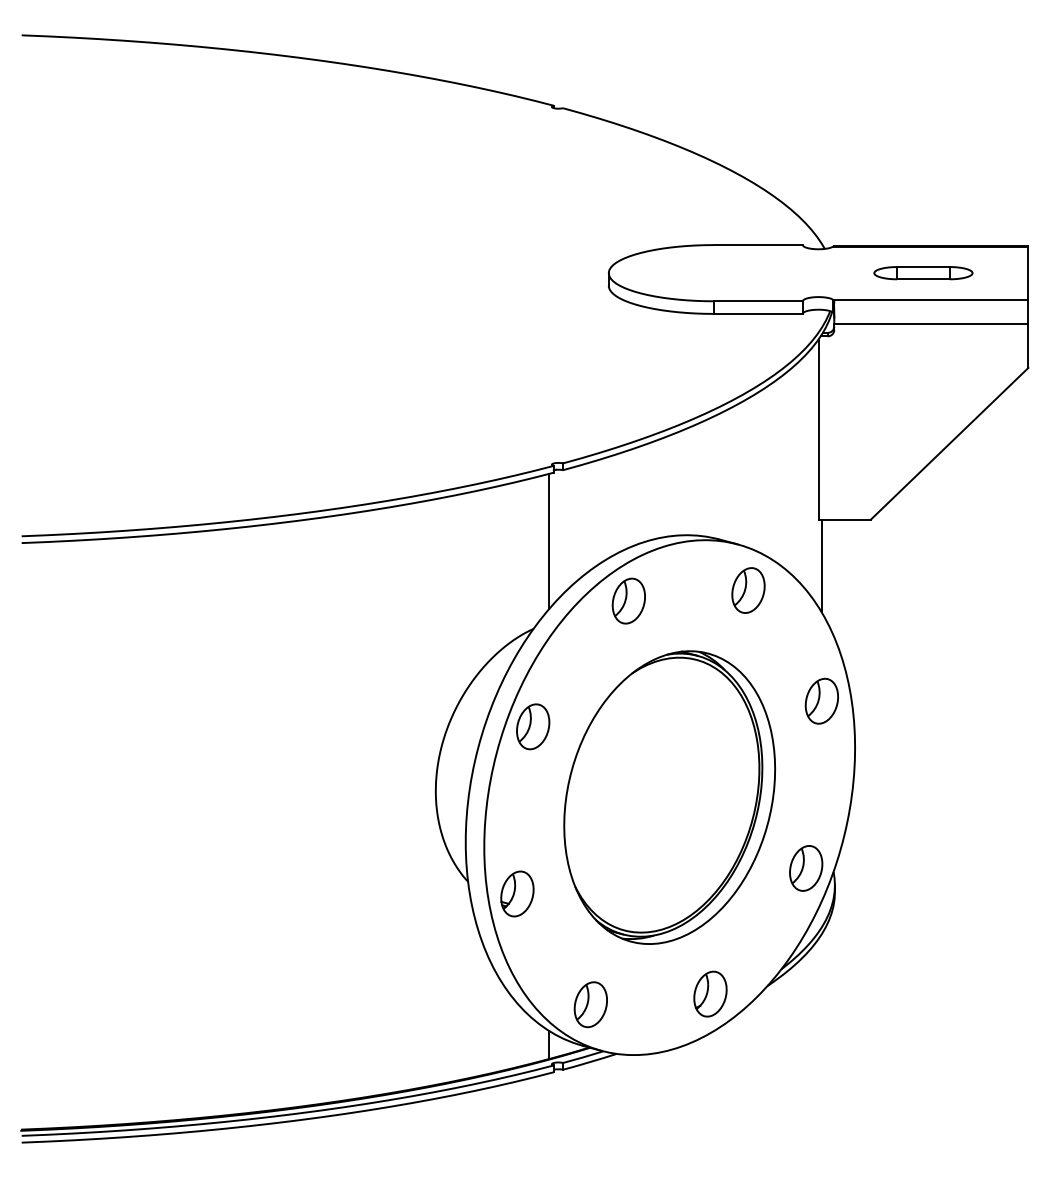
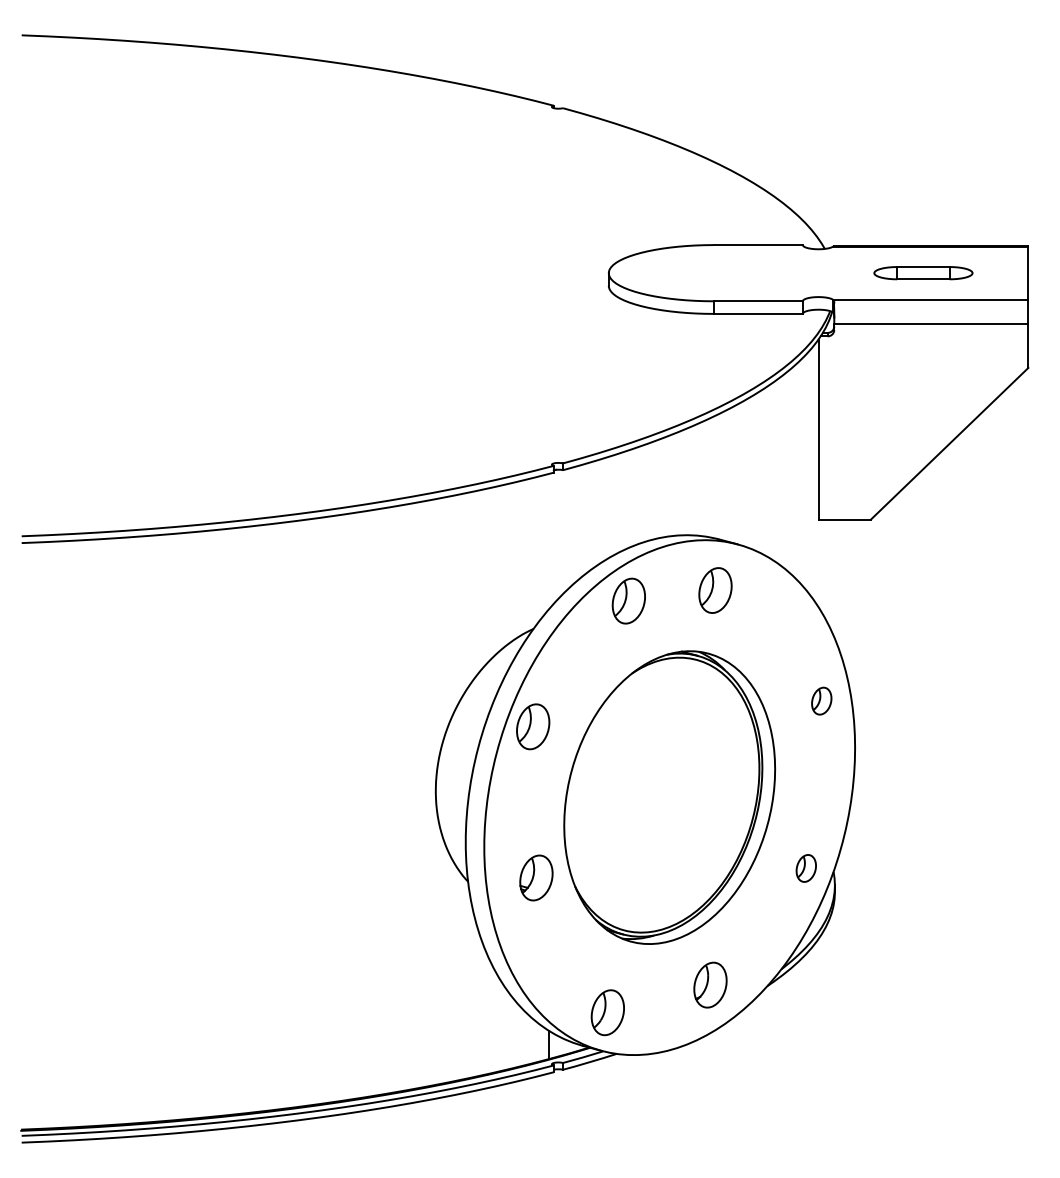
line: present -> none (549, 541)
line: present -> none (821, 565)
part position: (748, 590) -> (715, 590) (715, 590)
part size: 35x48 px -> 22x30 px (821, 700)
part size: 35x47 px -> 22x29 px (805, 868)
part position: (517, 893) -> (536, 877) (536, 877)
part position: (710, 993) -> (710, 984) (710, 984)
part position: (590, 1004) -> (607, 1012) (607, 1012)
